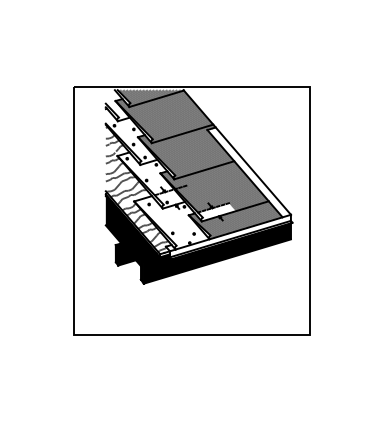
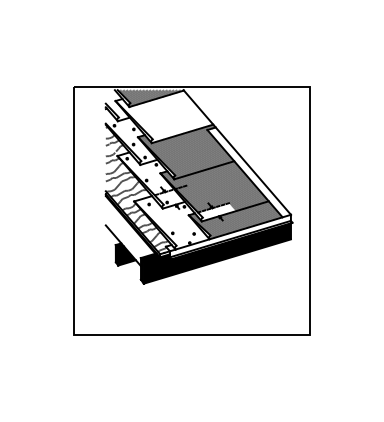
hatch: present -> none (163, 116)
fill: present -> none (130, 231)
